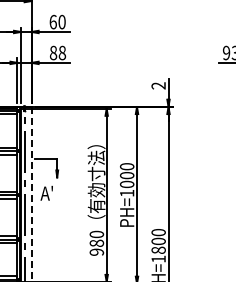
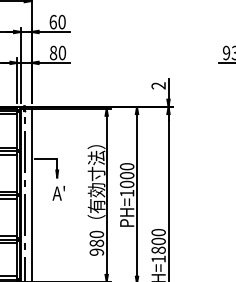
text: 88 -> 80 (62, 52)
text position: (46, 192) -> (58, 192) (58, 192)
line: dashed -> solid (31, 194)
